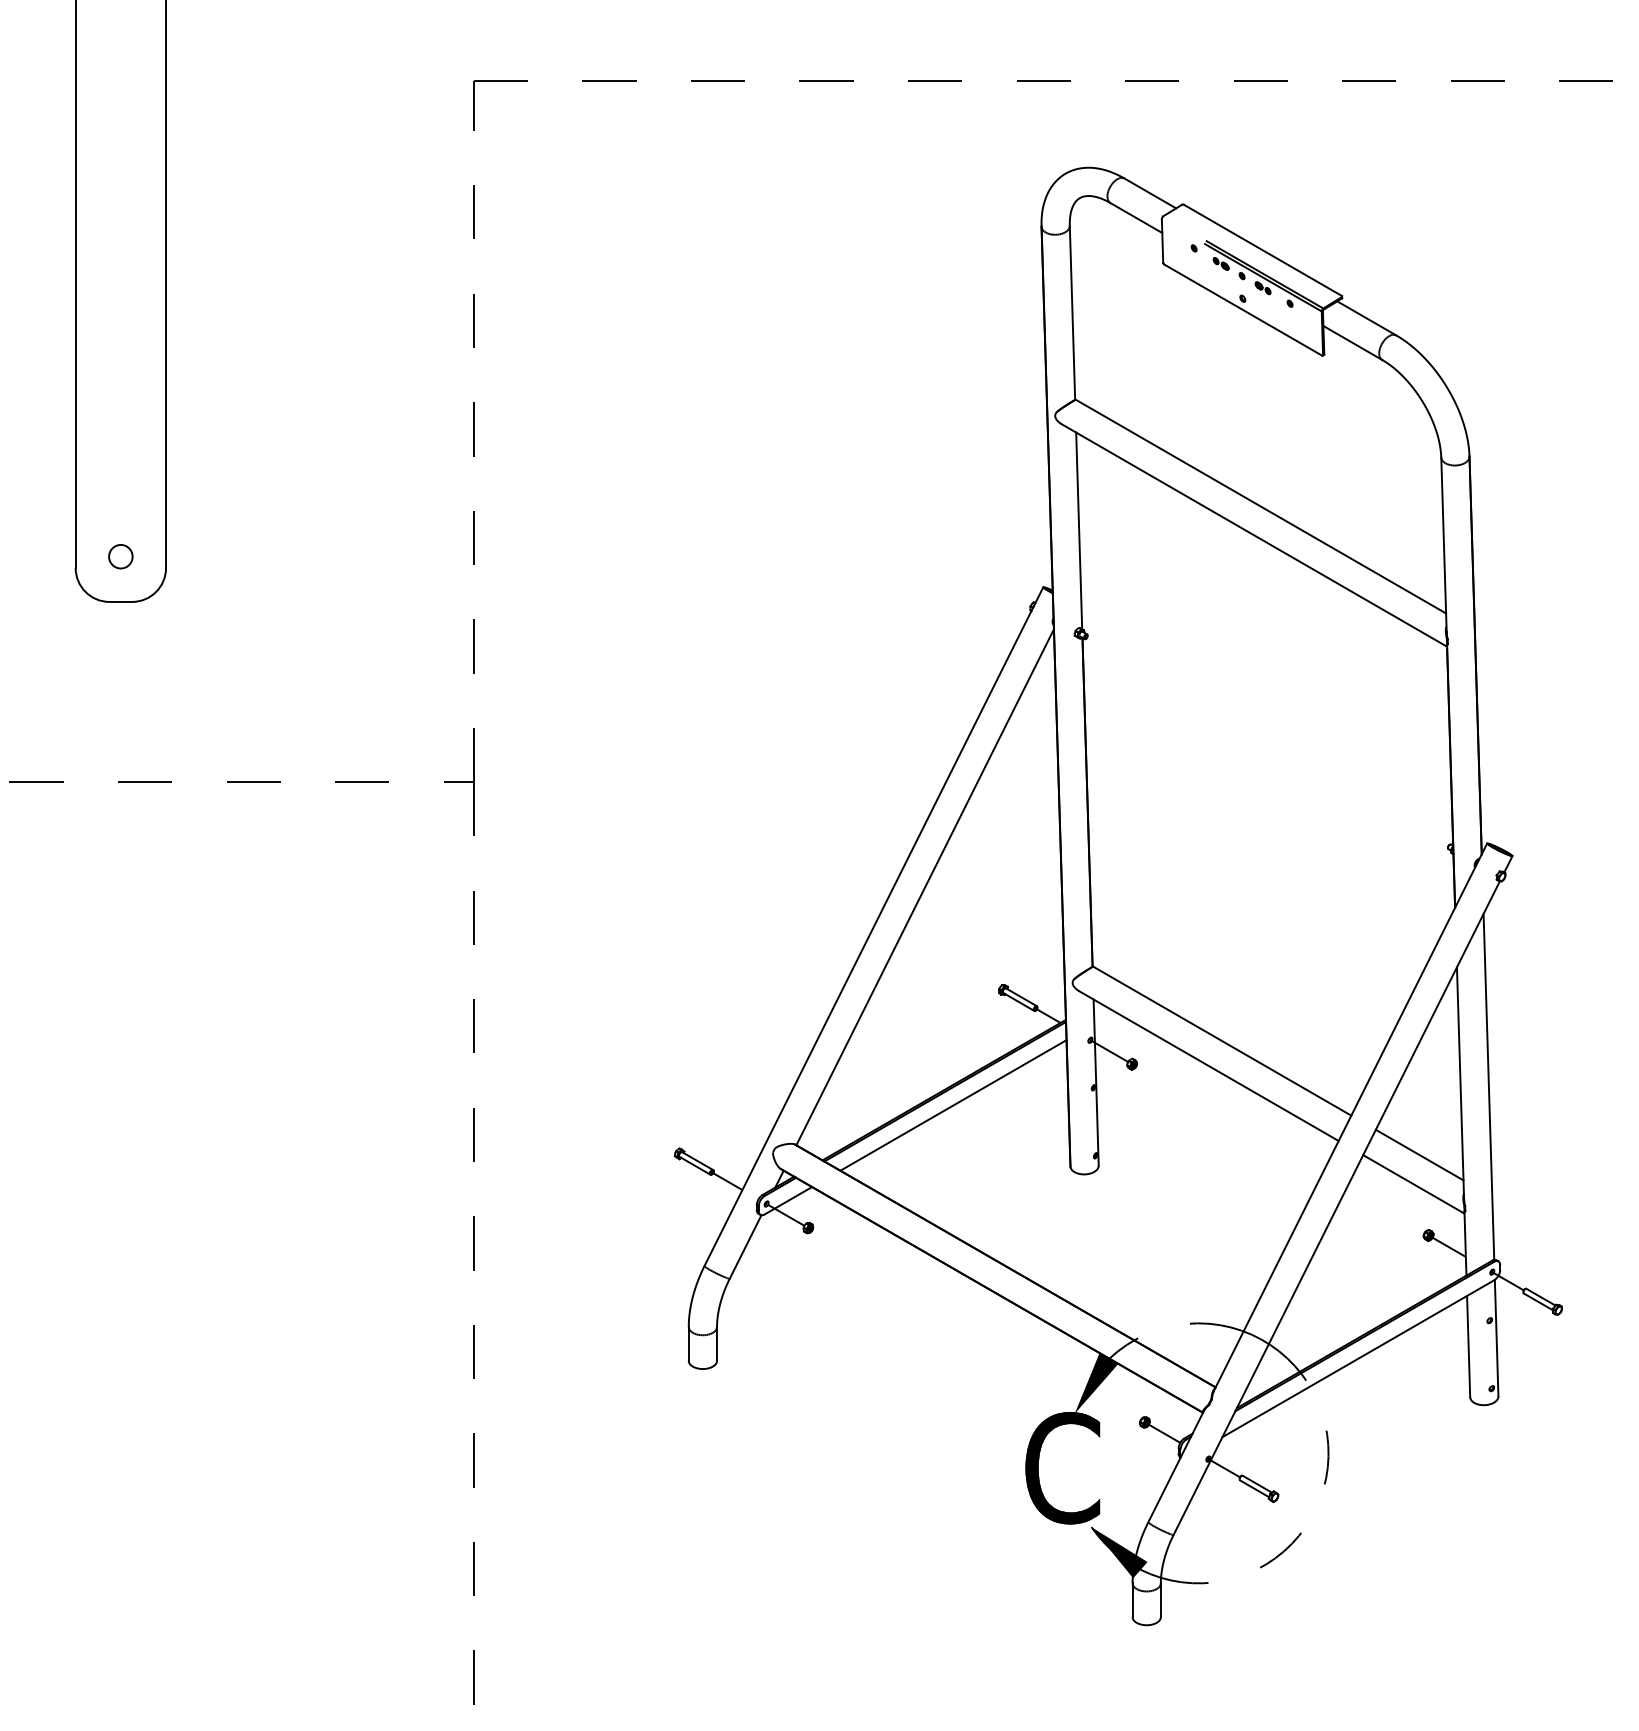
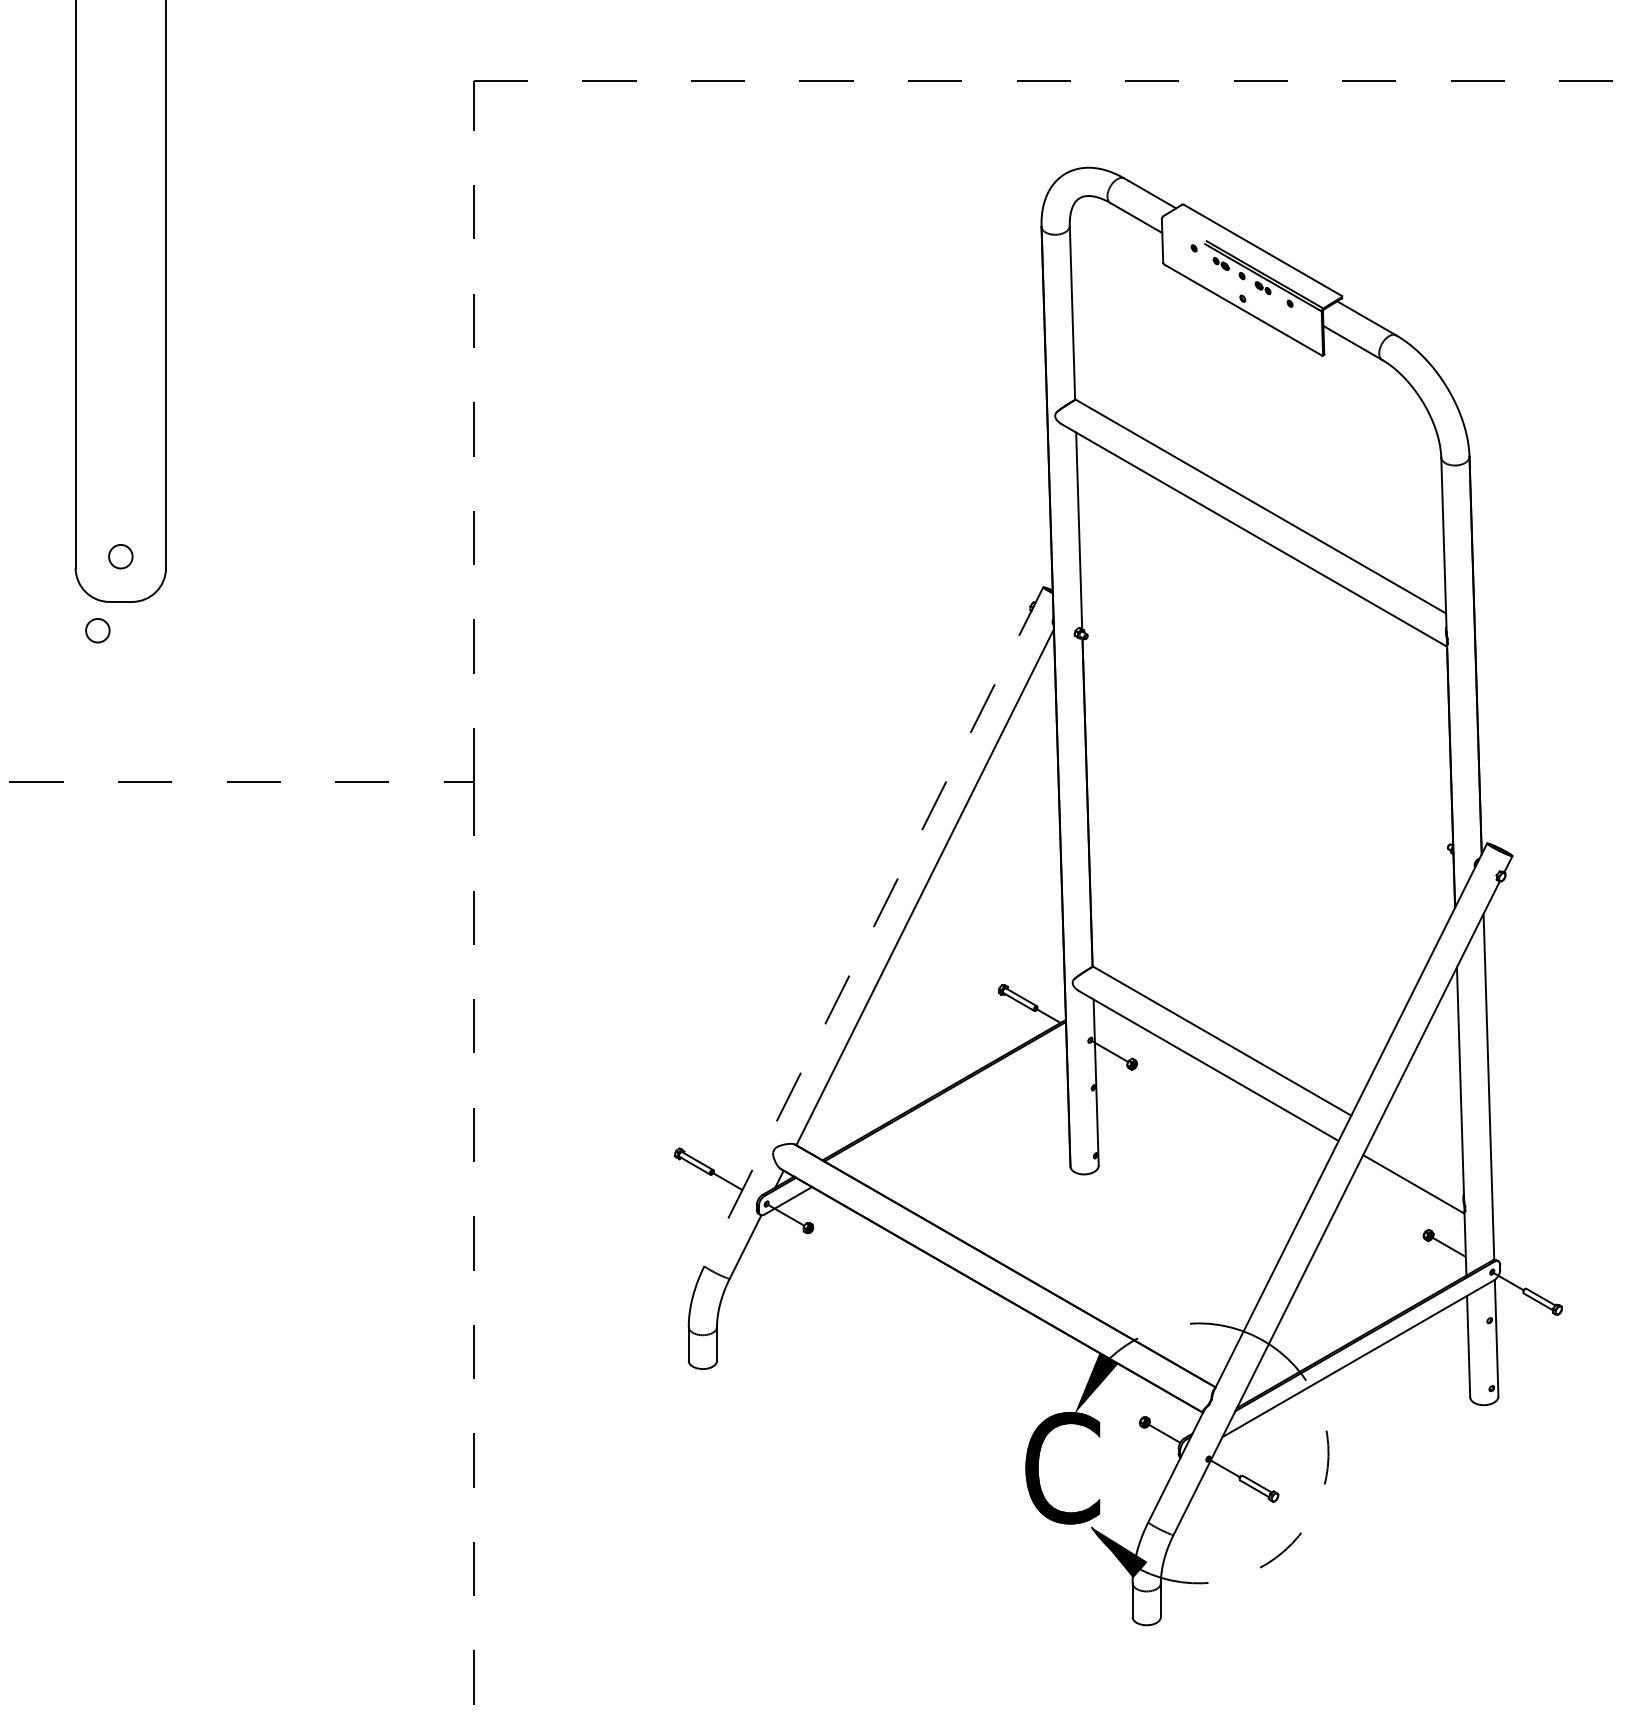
circle: none -> present (97, 630)
line: solid -> dashed (873, 927)
line: present -> none (953, 1105)
line: present -> none (1419, 1154)
